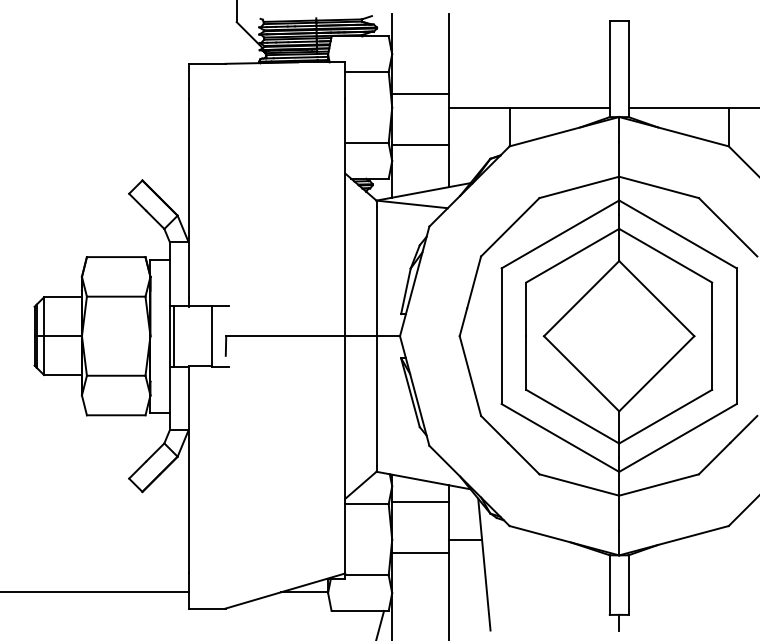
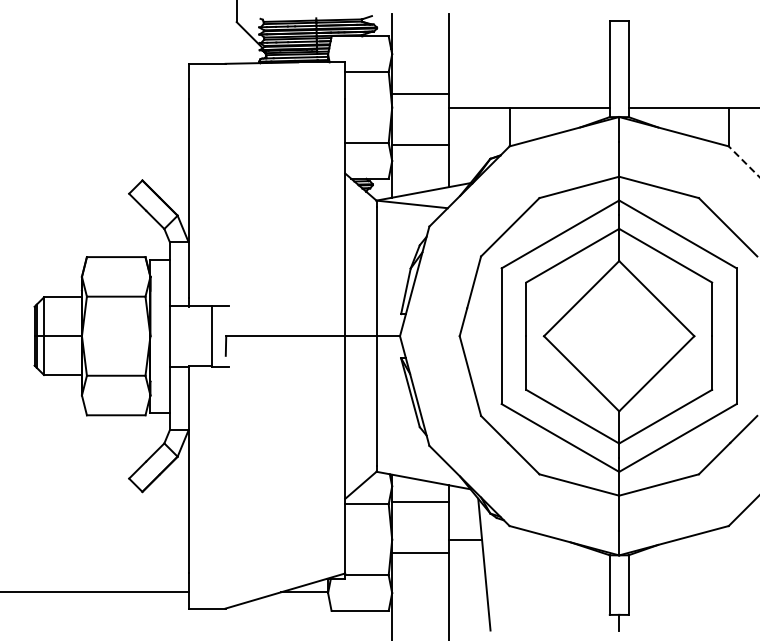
line: solid -> dashed (744, 161)
line: present -> none (173, 335)
line: present -> none (380, 623)
